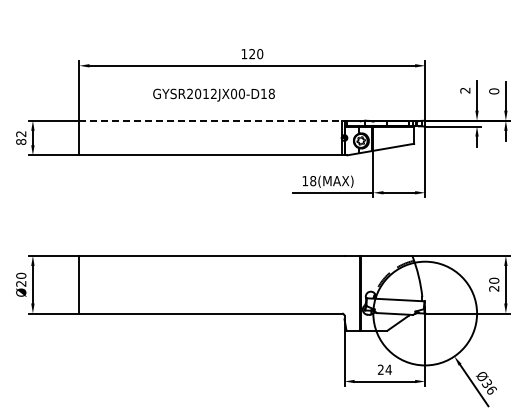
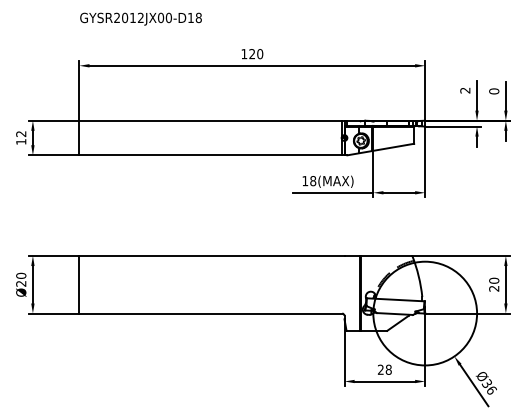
text position: (213, 94) -> (140, 18) (140, 18)
line: dashed -> solid (211, 120)
text: 82 -> 12 (21, 141)
text: 24 -> 28 (388, 369)
